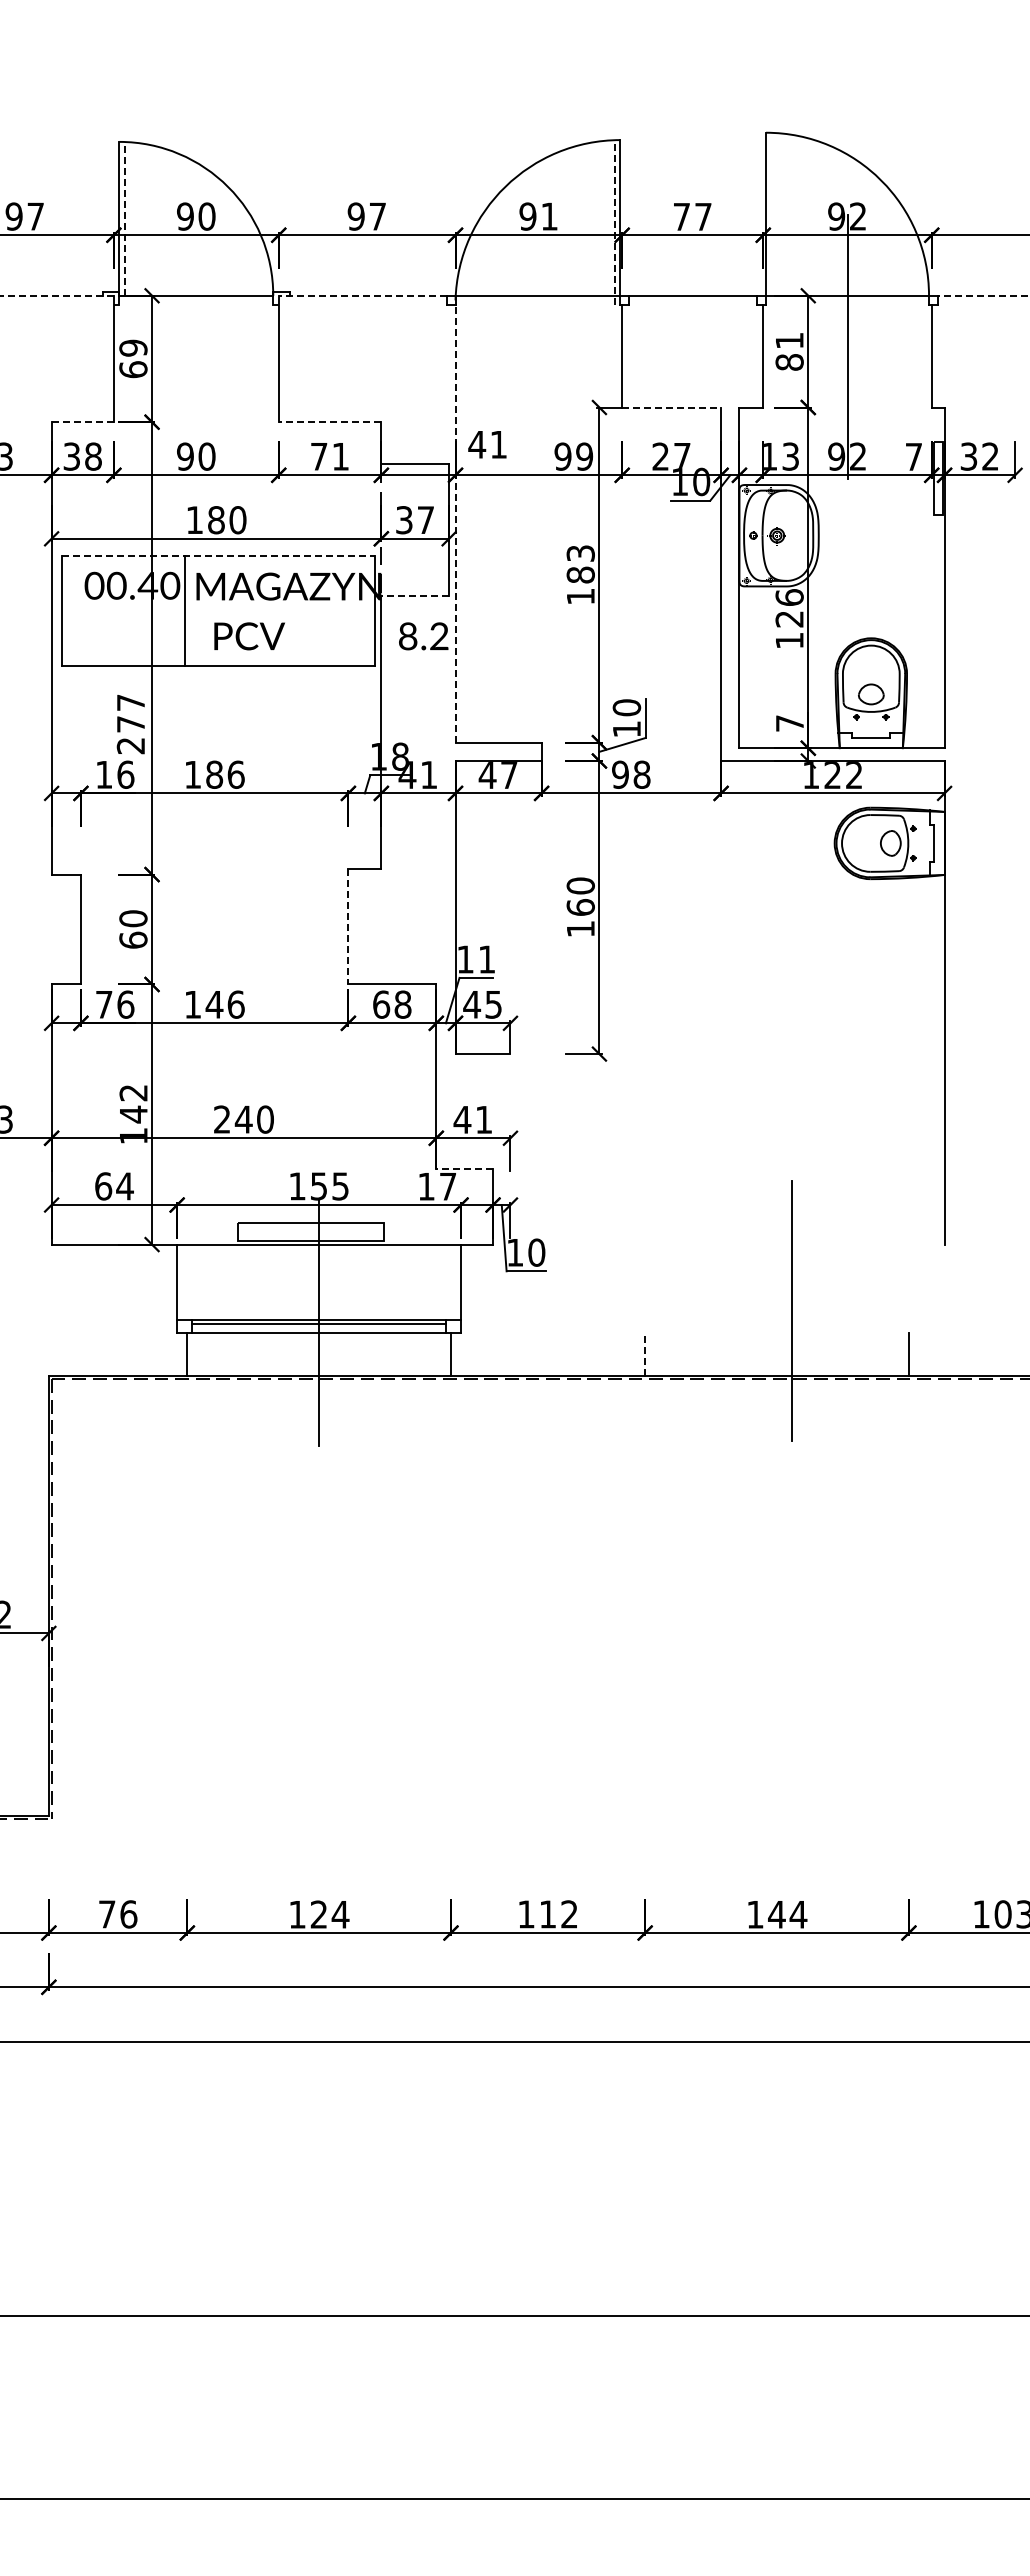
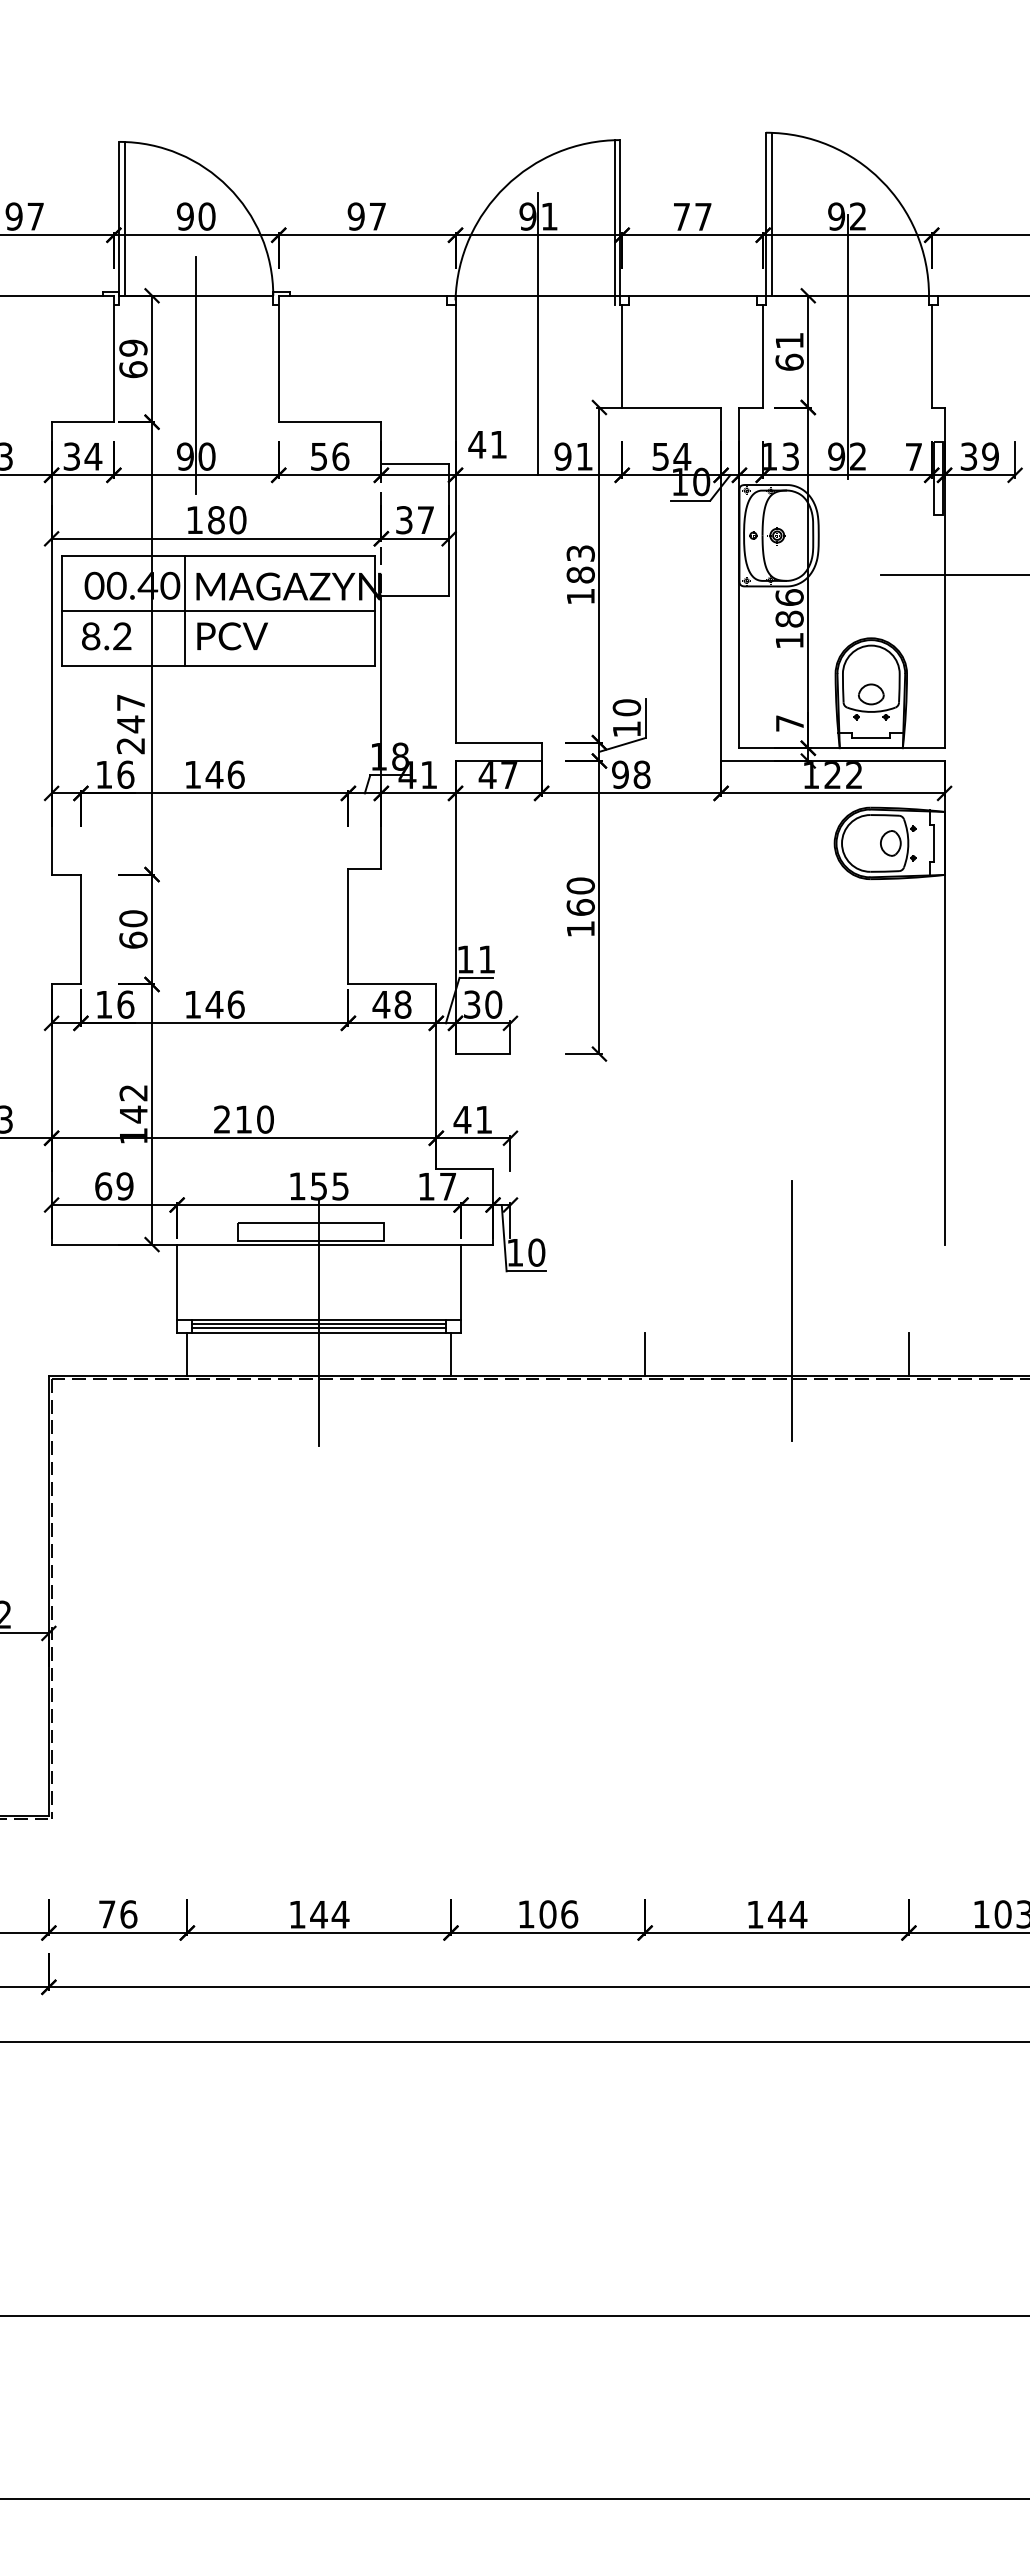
line: none -> present (771, 213)
line: dashed -> solid (124, 218)
line: dashed -> solid (614, 222)
line: dashed -> solid (57, 295)
line: dashed -> solid (362, 295)
line: dashed -> solid (983, 295)
line: none -> present (537, 333)
text: 81 -> 61 (789, 361)
line: none -> present (196, 375)
line: dashed -> solid (672, 407)
line: dashed -> solid (82, 422)
line: dashed -> solid (329, 422)
text: 38 -> 34 (93, 456)
text: 71 -> 56 (330, 456)
text: 99 -> 91 (584, 456)
text: 27 -> 54 (671, 456)
text: 32 -> 39 (990, 456)
line: dashed -> solid (455, 523)
line: dashed -> solid (218, 555)
line: none -> present (953, 575)
line: dashed -> solid (415, 596)
line: none -> present (218, 610)
text: 126 -> 186 (789, 618)
text position: (249, 636) -> (232, 636) (232, 636)
text position: (423, 636) -> (106, 636) (106, 636)
text: 277 -> 247 (130, 724)
text: 186 -> 146 (214, 774)
line: dashed -> solid (348, 926)
text: 76 -> 16 (104, 1004)
text: 68 -> 48 (381, 1004)
text: 45 -> 30 (482, 1004)
text: 240 -> 210 (243, 1119)
line: dashed -> solid (464, 1169)
text: 64 -> 69 (124, 1186)
line: none -> present (318, 1327)
line: dashed -> solid (645, 1354)
text: 124 -> 144 (318, 1914)
text: 112 -> 106 (558, 1914)
